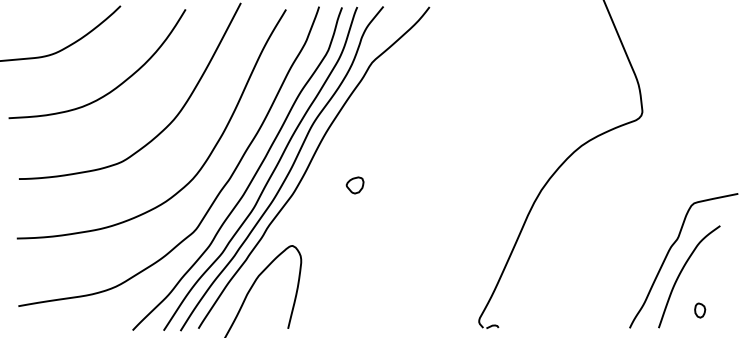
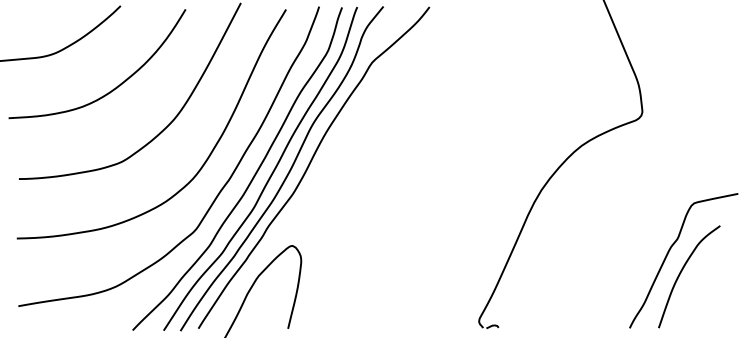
part: present -> none (354, 185)
part: present -> none (700, 310)
